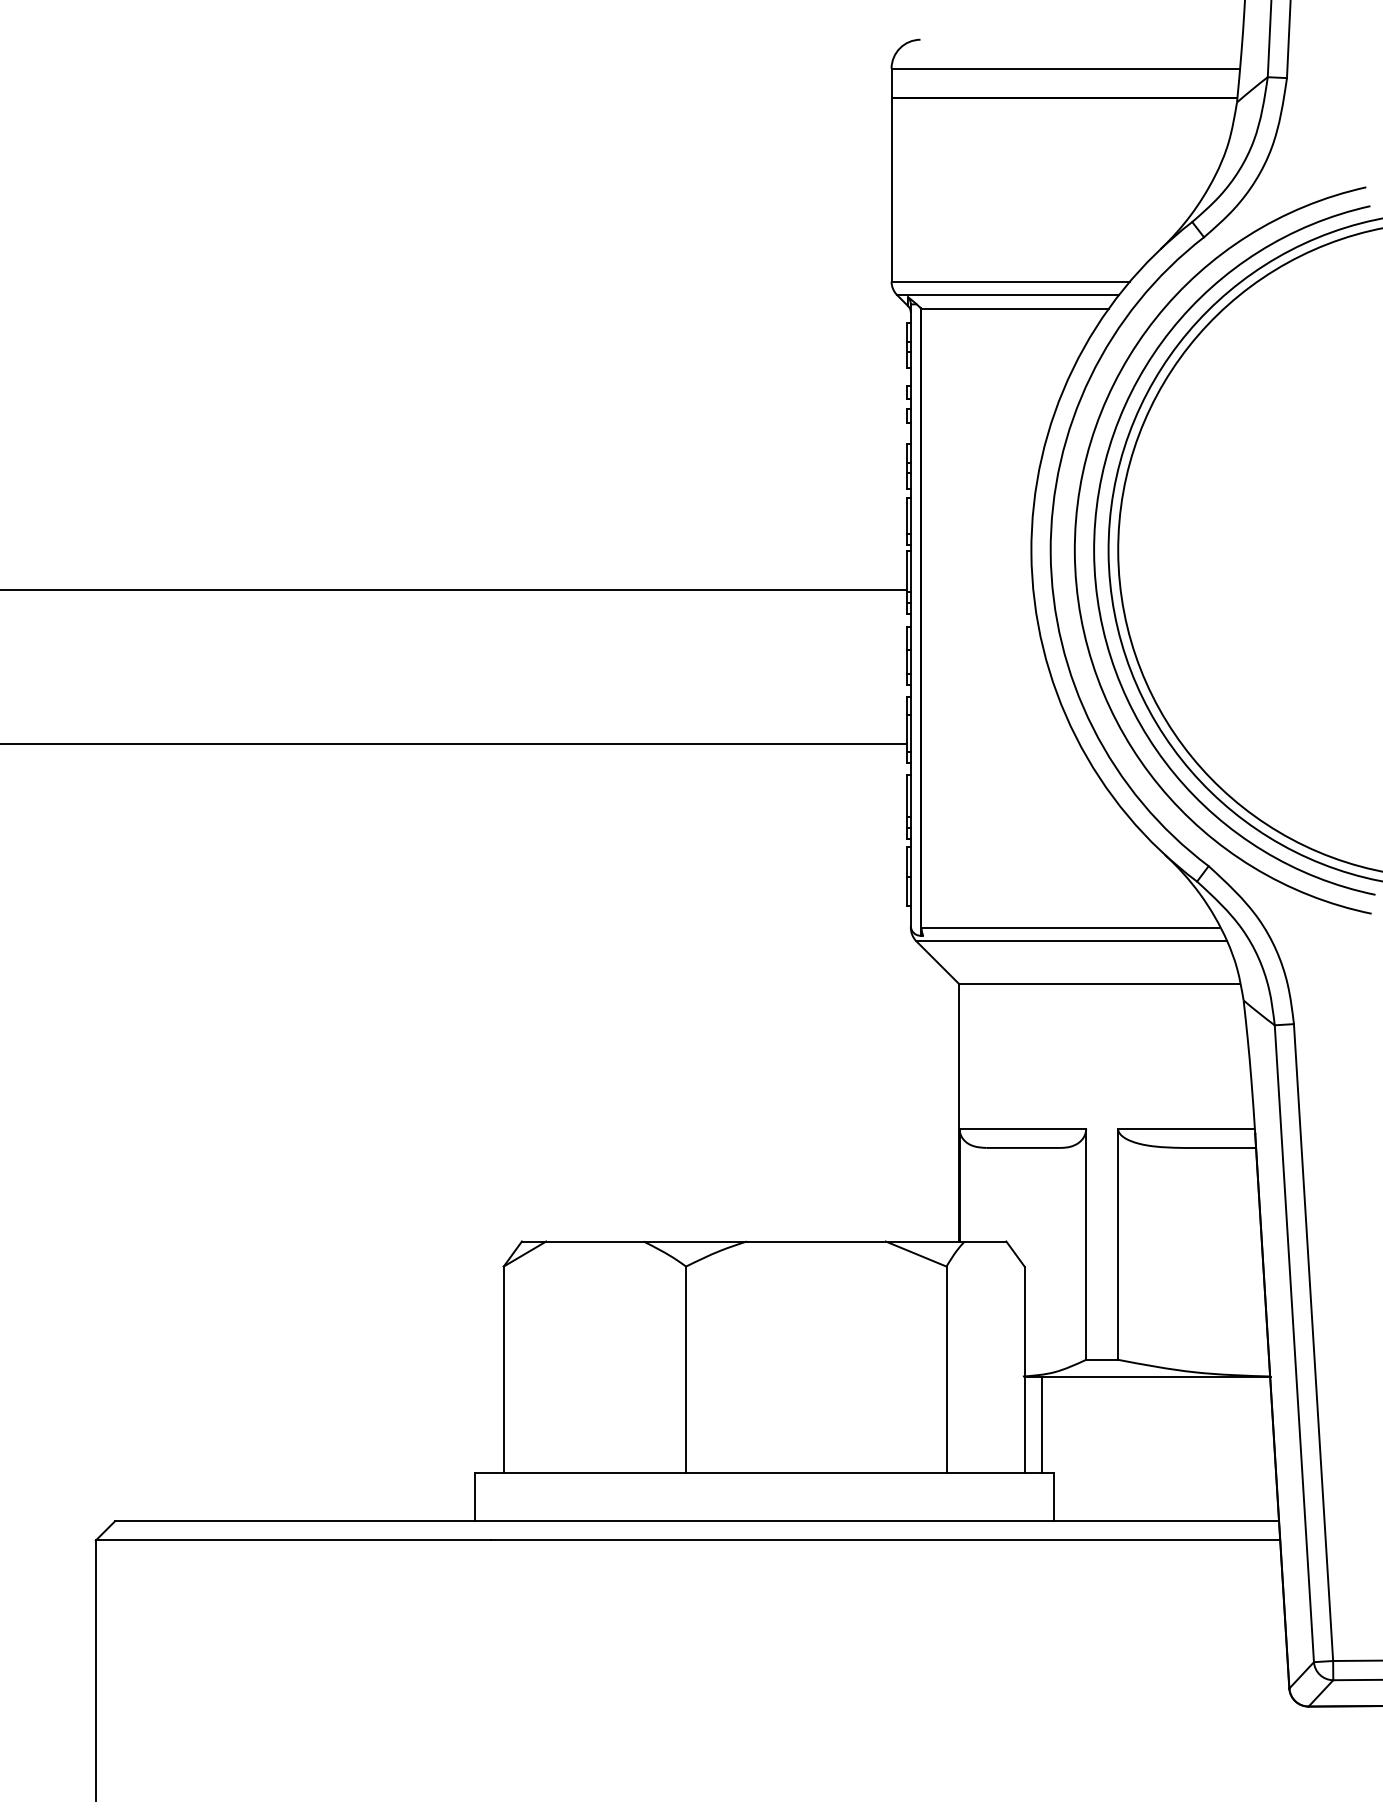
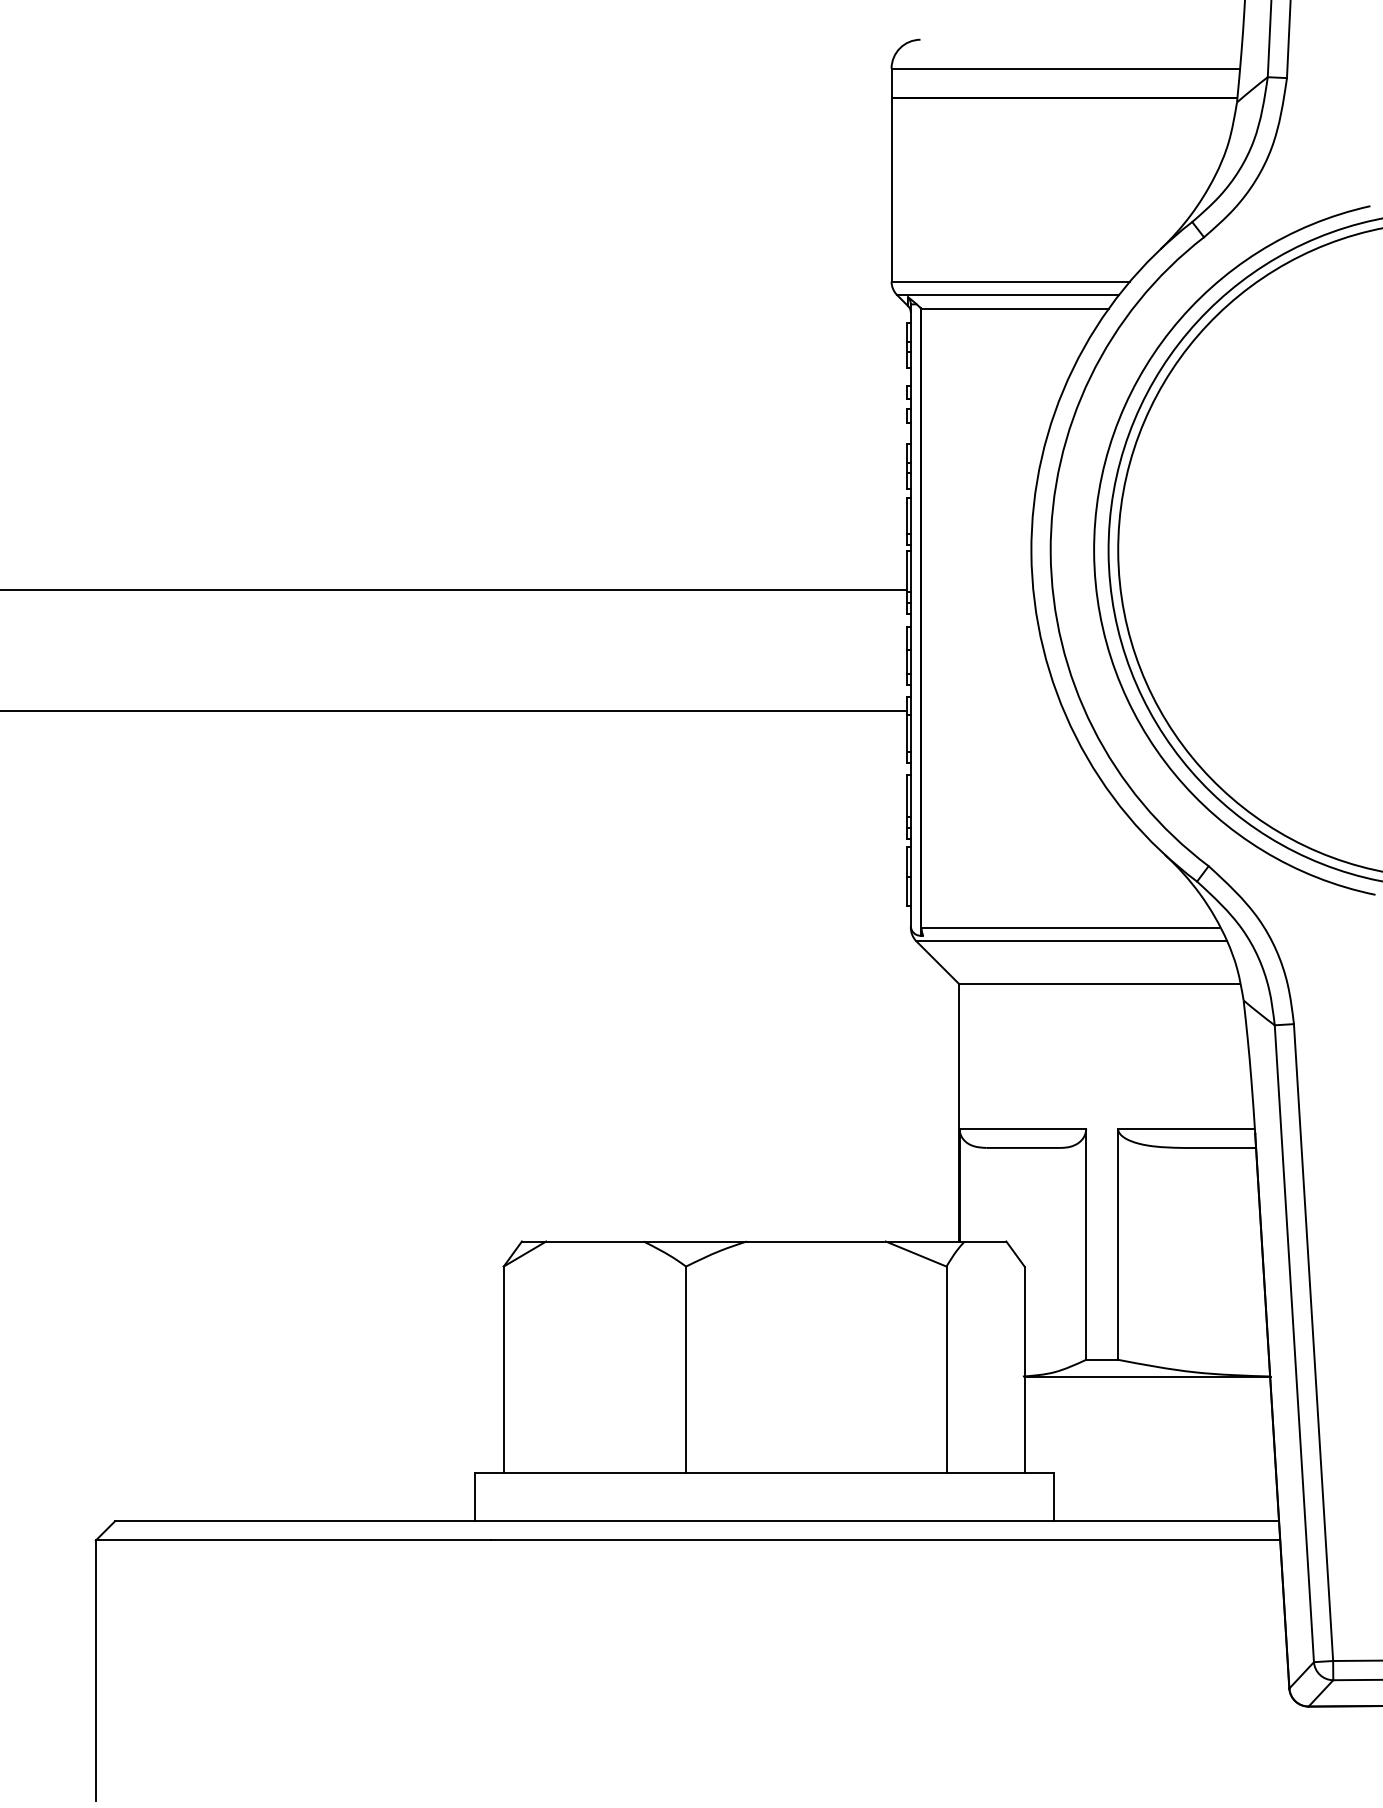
arc: present -> none (1076, 535)
line position: (454, 743) -> (454, 710) (454, 710)
line: present -> none (1041, 1424)
